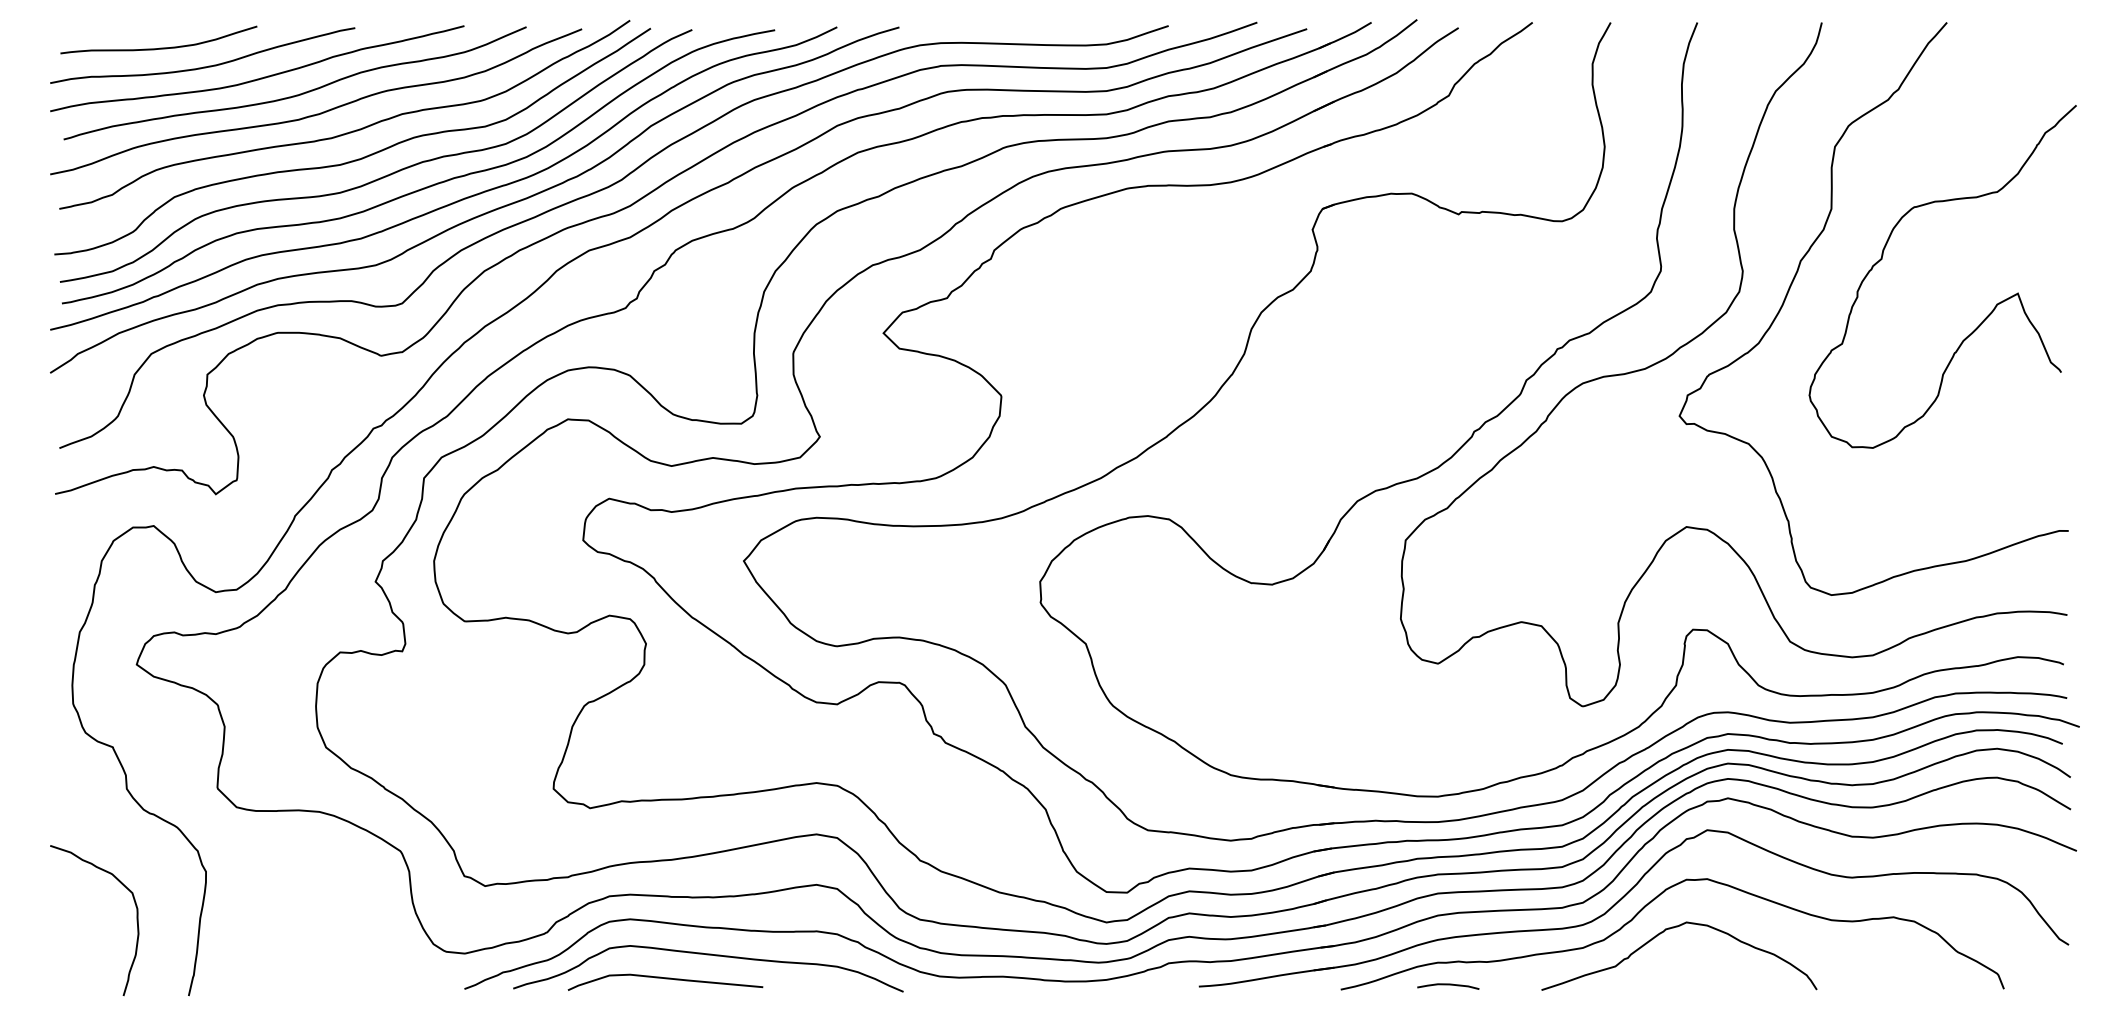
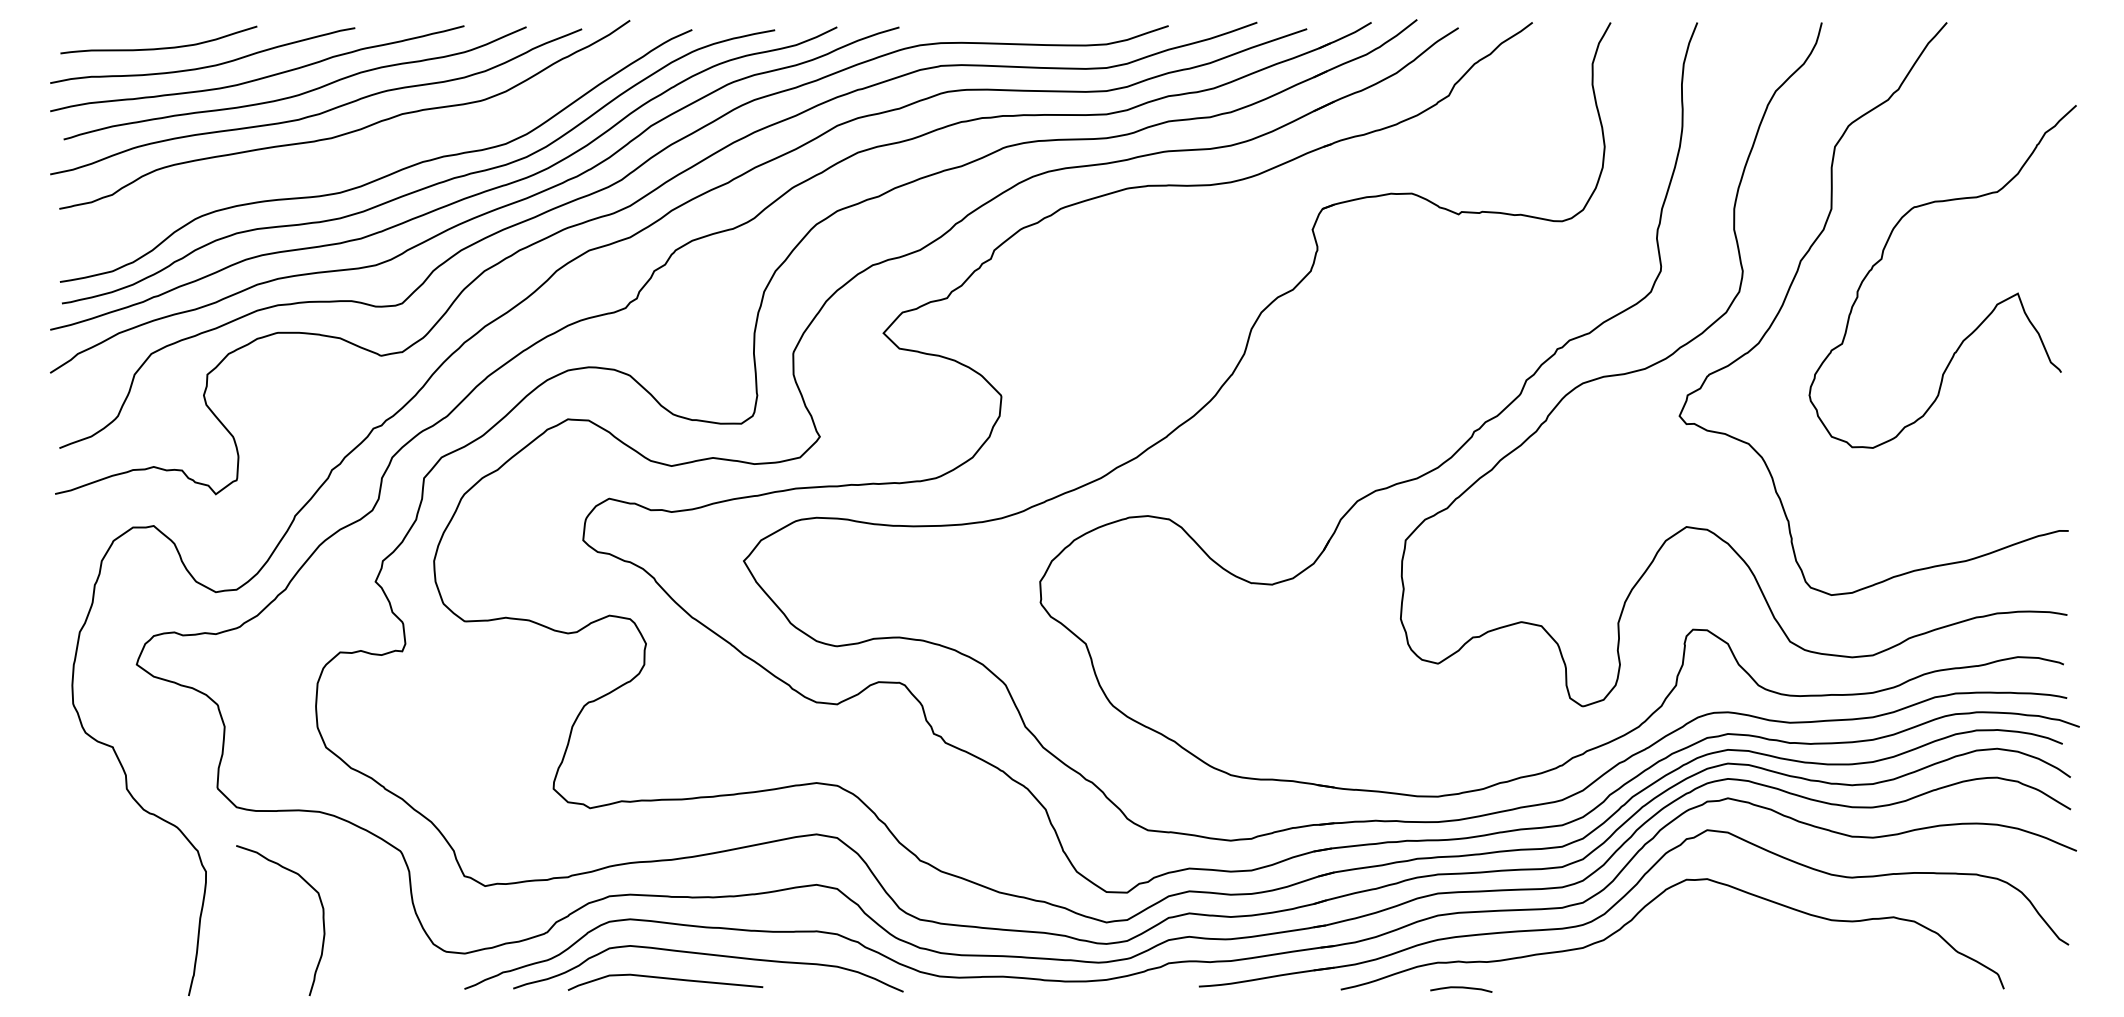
curve: present -> none (358, 158)
curve position: (136, 920) -> (322, 920) (322, 920)
curve: present -> none (1670, 929)
curve position: (1448, 985) -> (1461, 988) (1461, 988)
